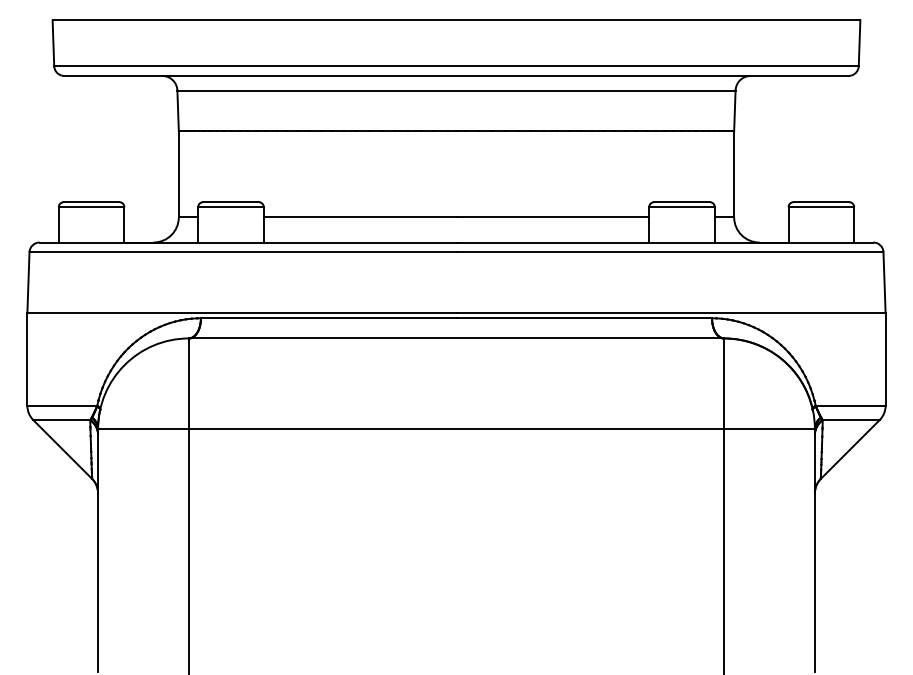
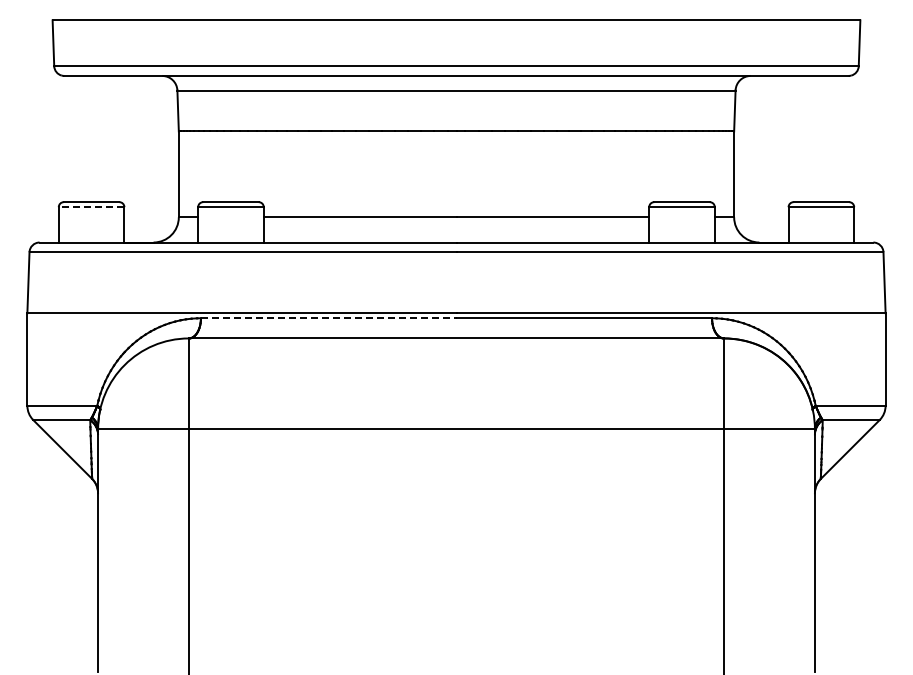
line: solid -> dashed (91, 207)
line: solid -> dashed (328, 318)
